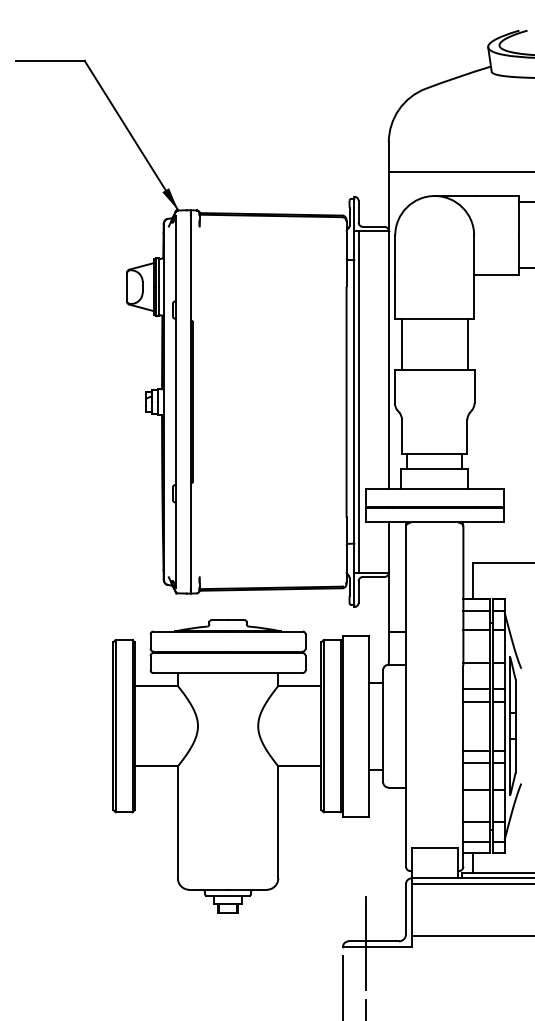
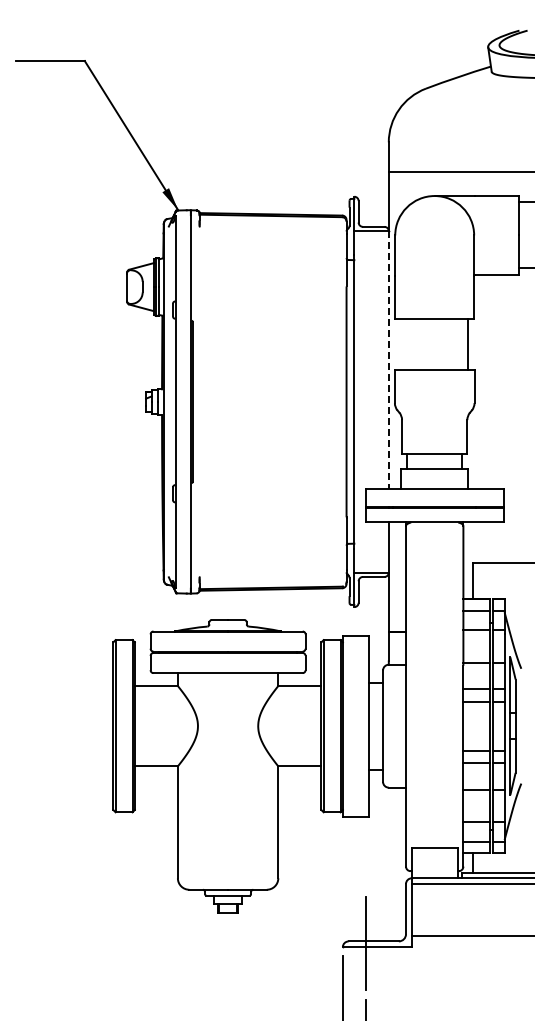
line: present -> none (401, 344)
line: solid -> dashed (388, 360)
line: present -> none (358, 401)
